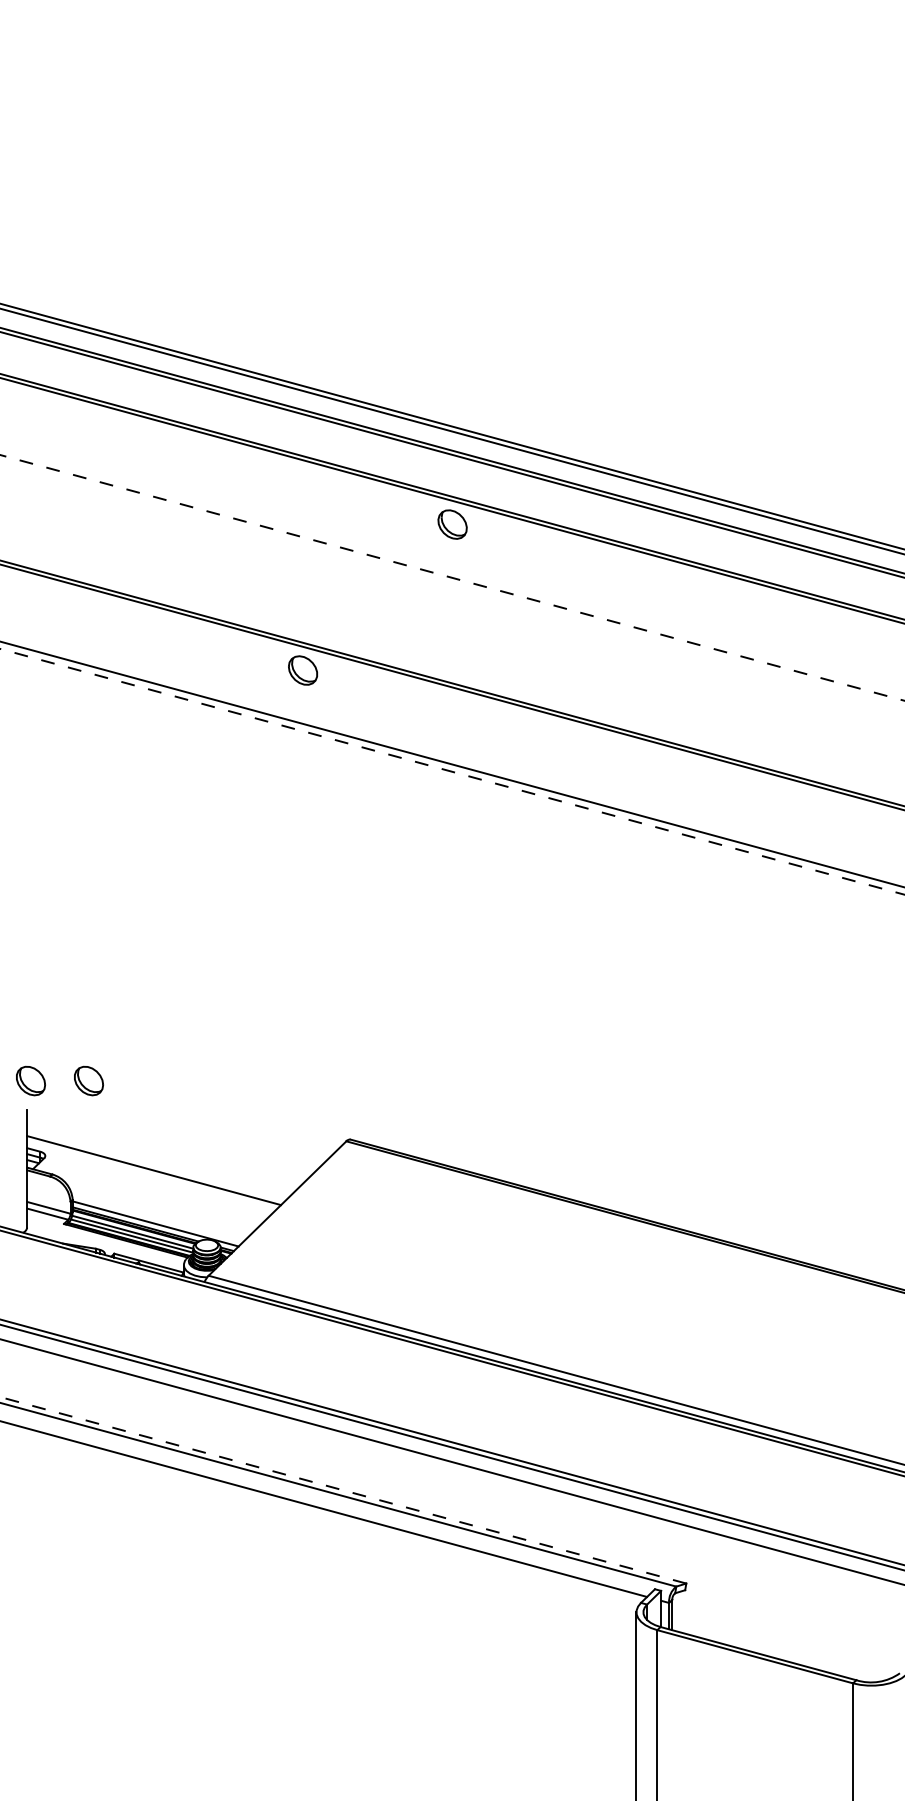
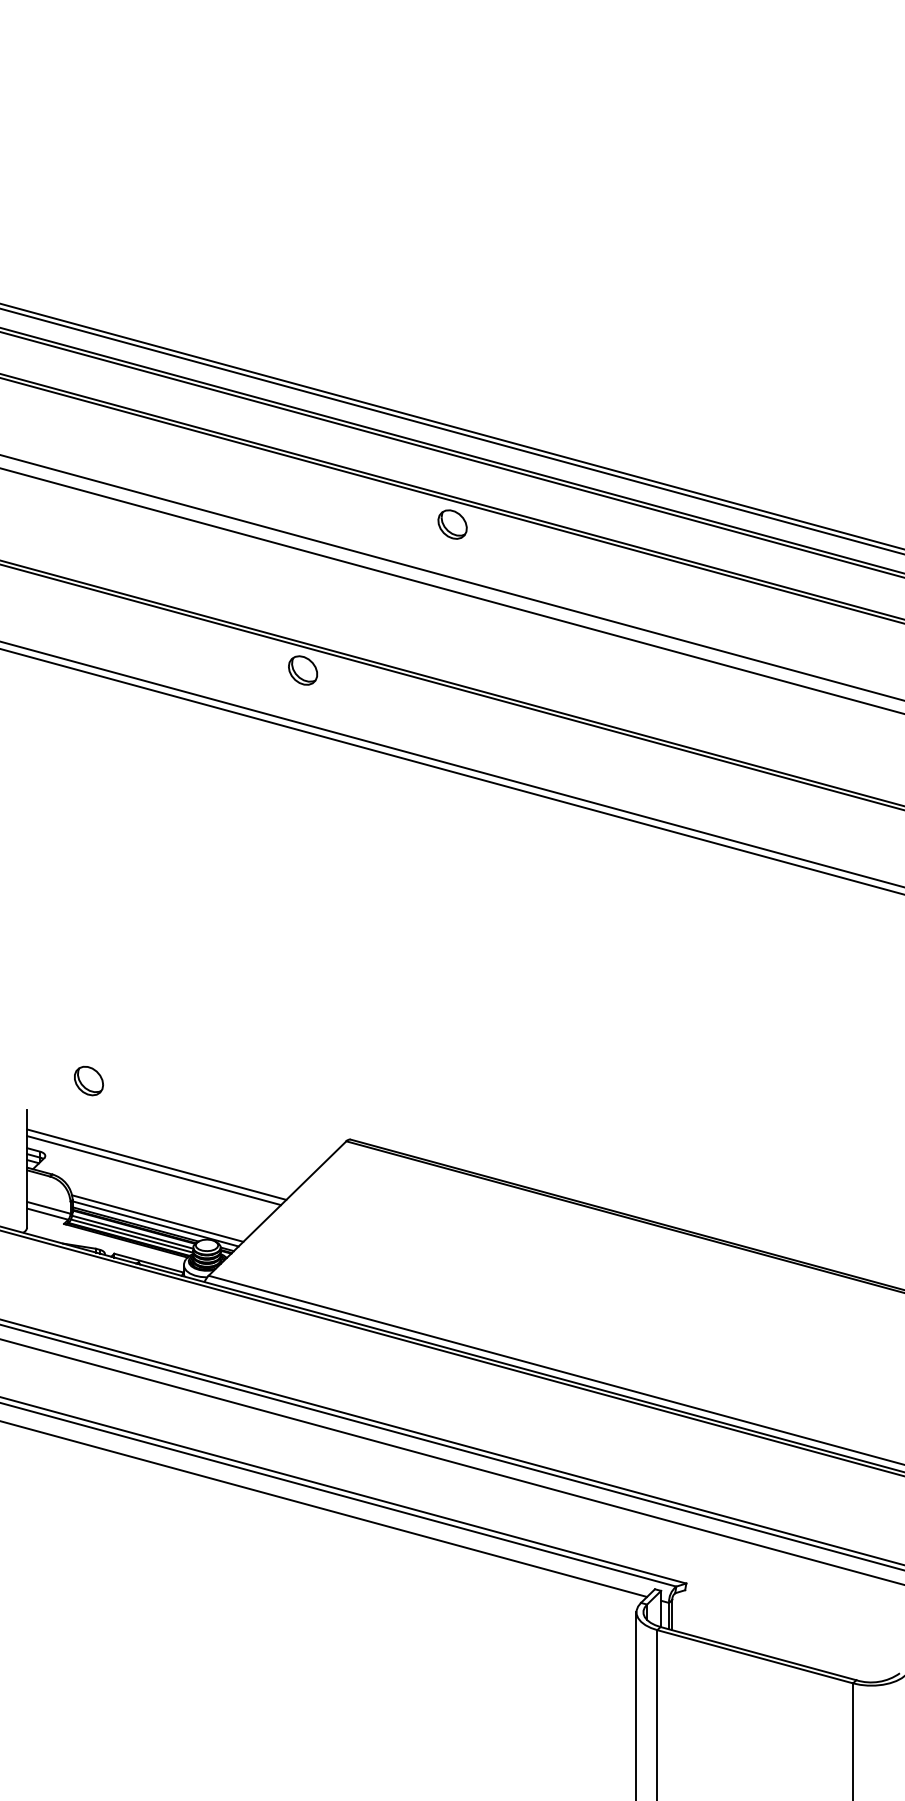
line: dashed -> solid (452, 577)
line: none -> present (451, 591)
line: dashed -> solid (452, 771)
part: present -> none (30, 1080)
line: none -> present (156, 1164)
line: none -> present (157, 1218)
line: dashed -> solid (342, 1490)
